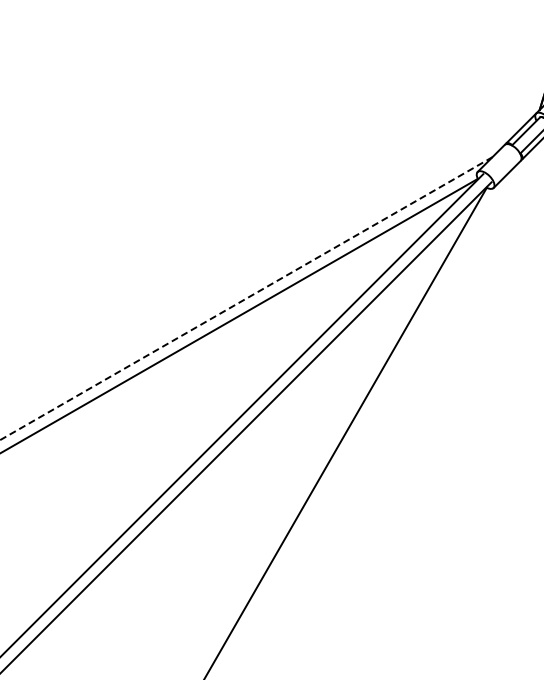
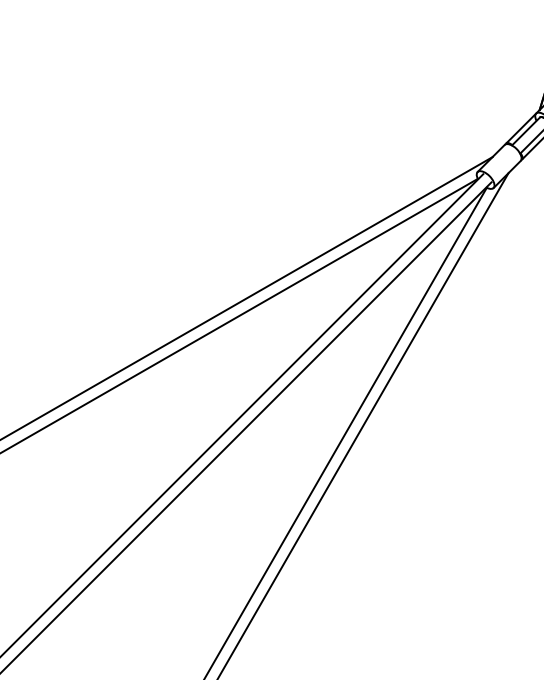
line: dashed -> solid (246, 298)
line: none -> present (363, 424)
